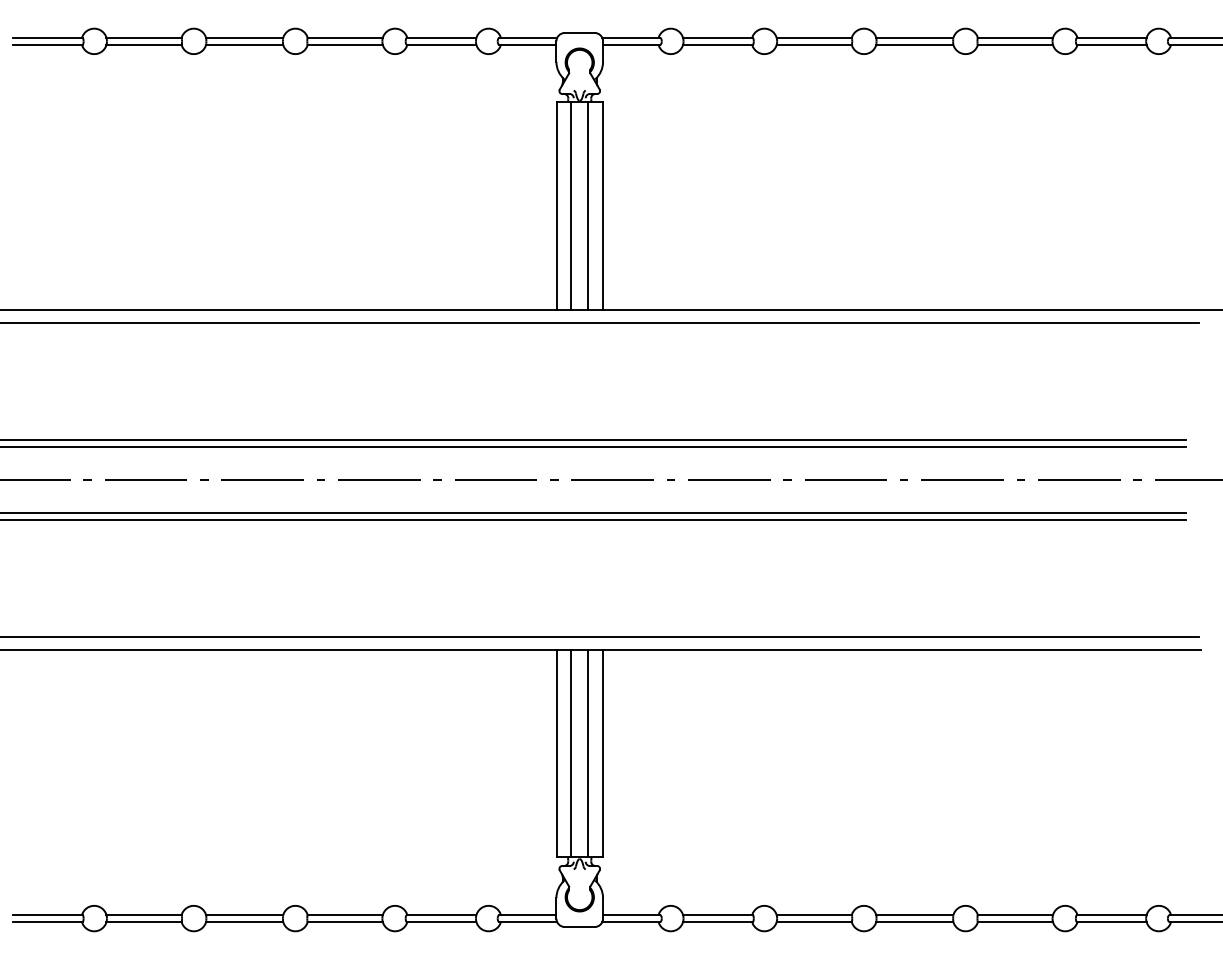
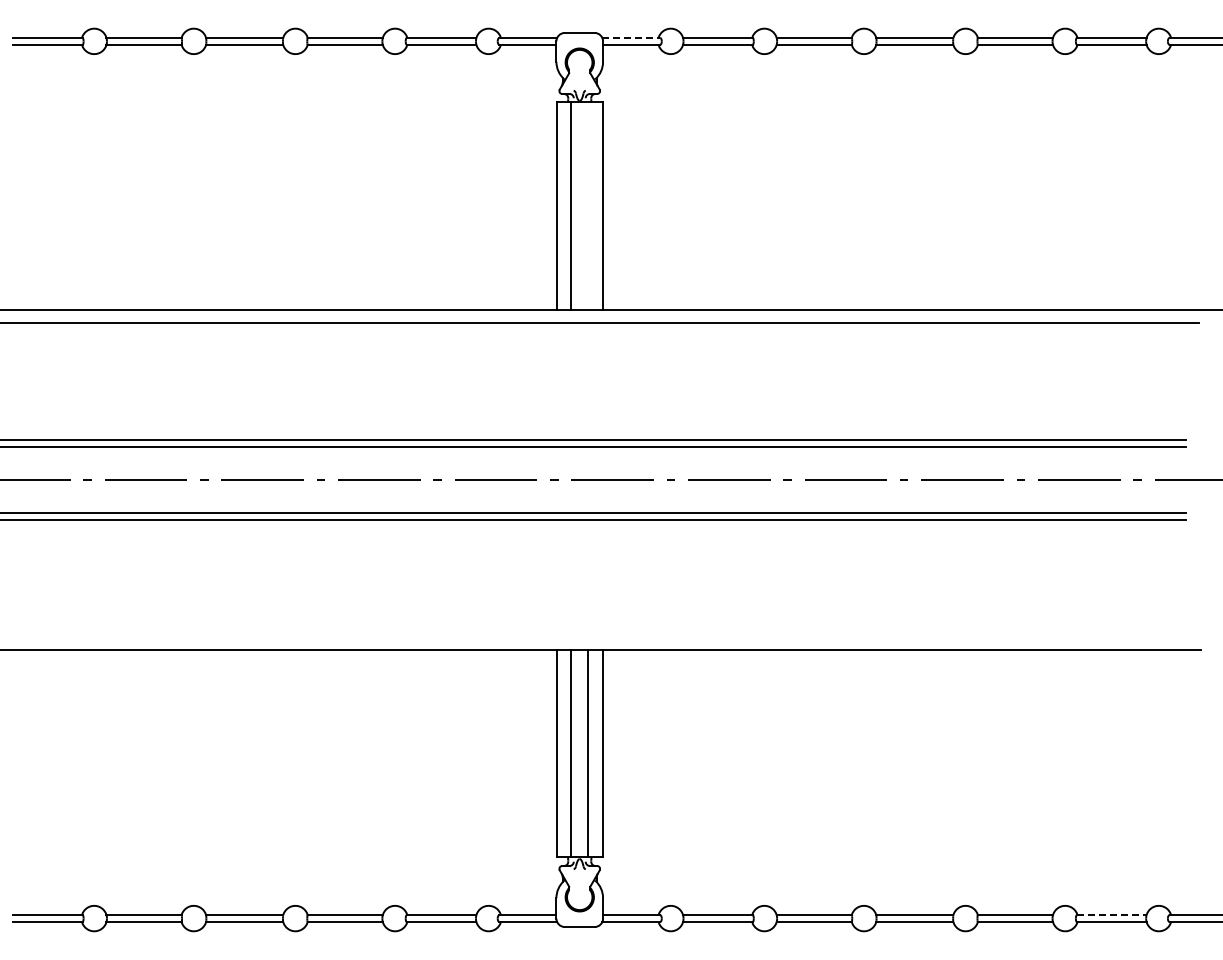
line: solid -> dashed (631, 38)
line: present -> none (588, 206)
line: present -> none (600, 636)
line: solid -> dashed (1111, 915)
